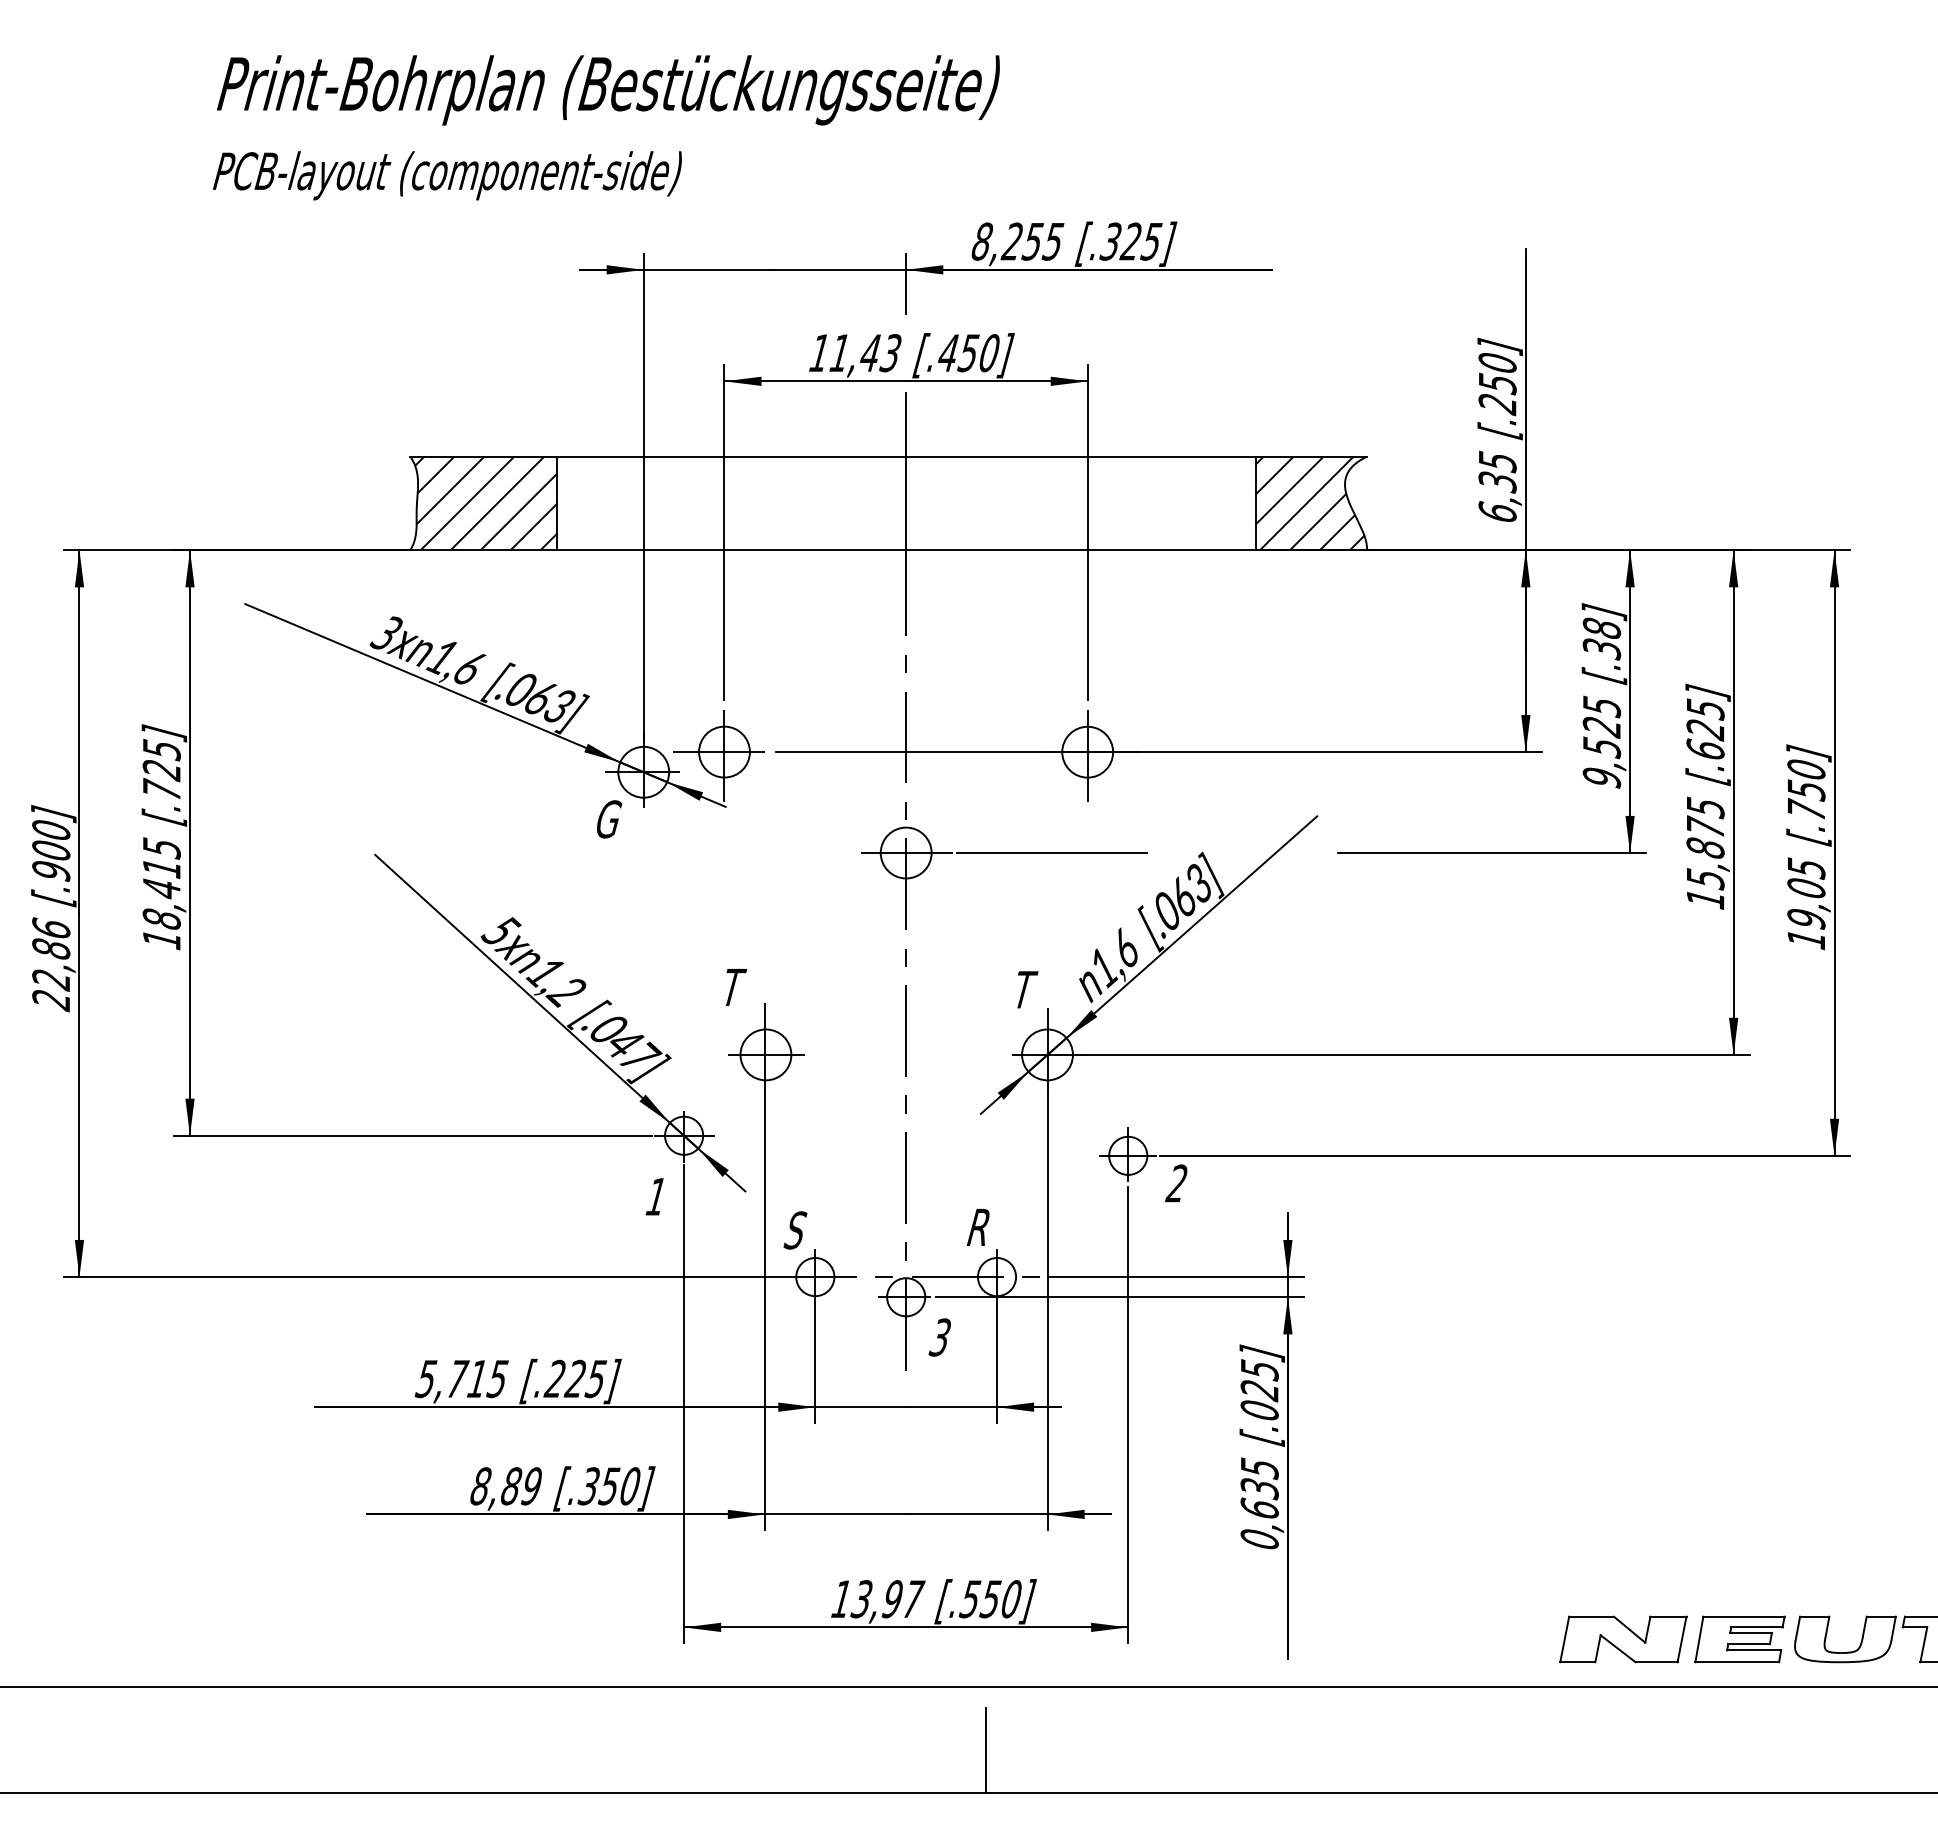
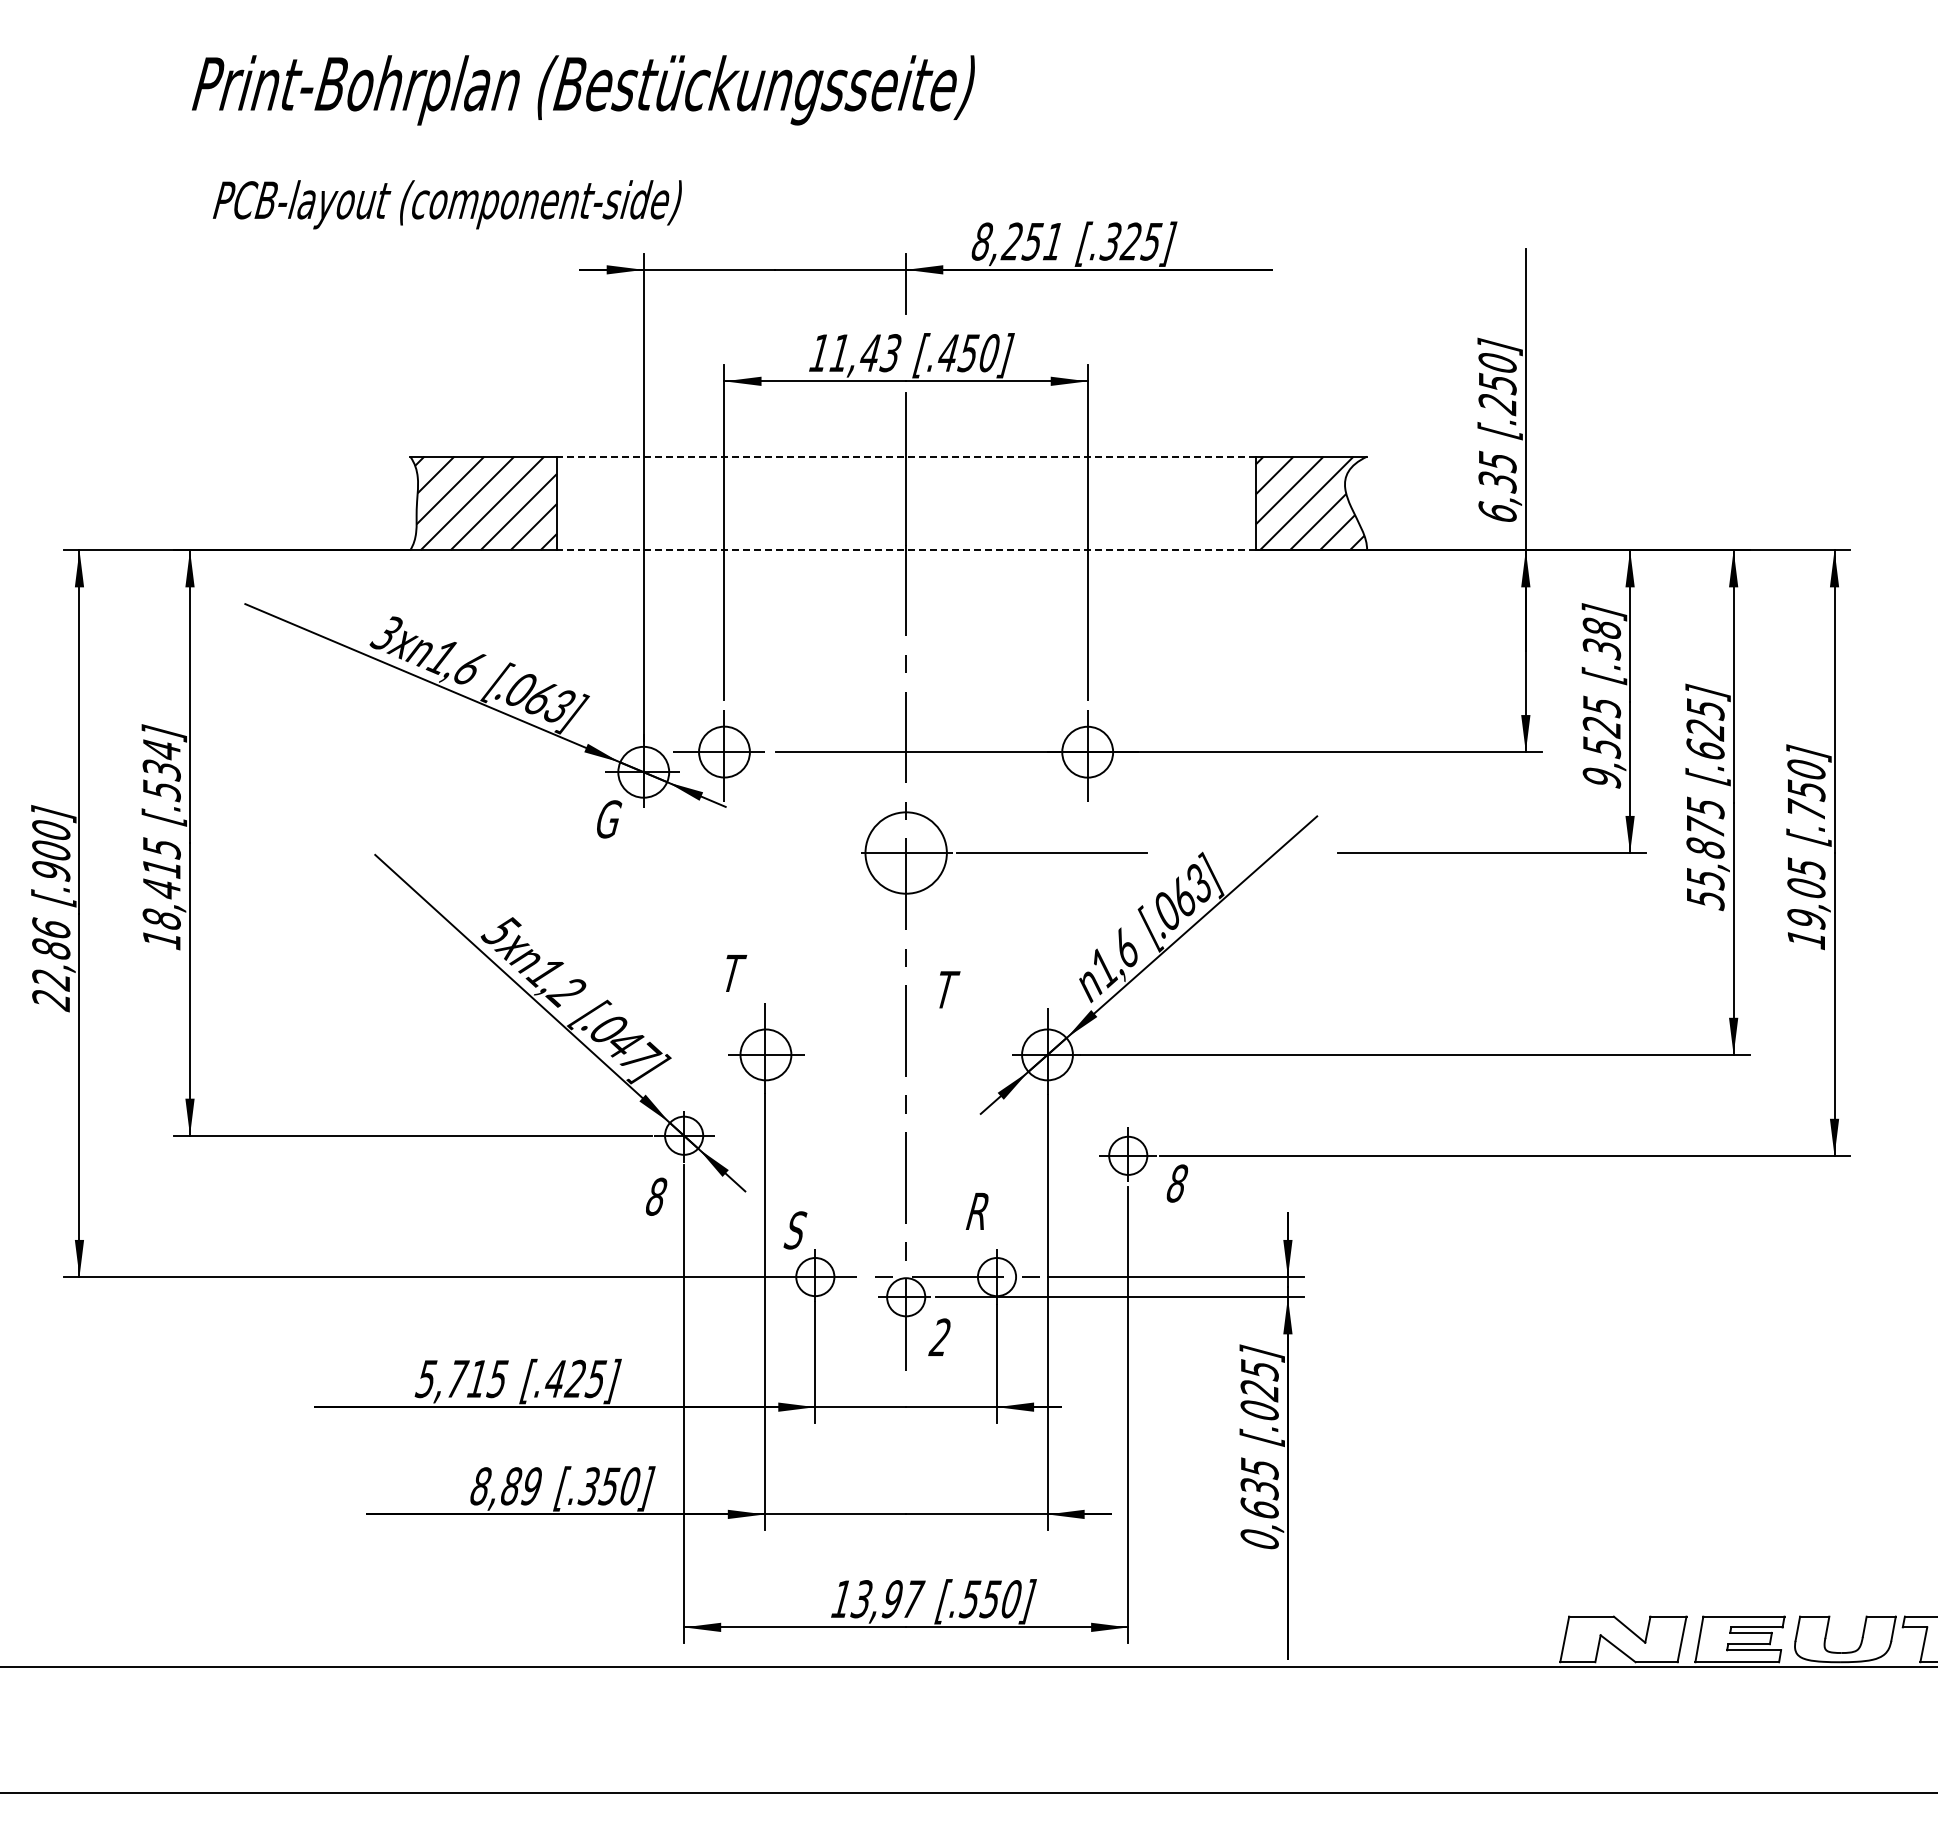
text position: (608, 90) -> (583, 90) (583, 90)
text position: (446, 175) -> (446, 204) (446, 204)
text: 8,255 -> 8,251 (1052, 241)
line: solid -> dashed (906, 456)
line: solid -> dashed (906, 550)
text: [.725] -> [.534] (161, 770)
circle diameter: 51 px -> 81 px (905, 852)
text: 15,875 -> 55,875 (1705, 899)
text position: (736, 987) -> (736, 973) (736, 973)
text position: (1027, 989) -> (949, 989) (949, 989)
text: 2 -> 8 (1176, 1183)
text: 1 -> 8 (656, 1196)
text position: (977, 1227) -> (976, 1211) (976, 1211)
text: 3 -> 2 (939, 1337)
text: [.225] -> [.425] (554, 1378)
line position: (968, 1686) -> (968, 1666) (968, 1666)
line: present -> none (986, 1749)
